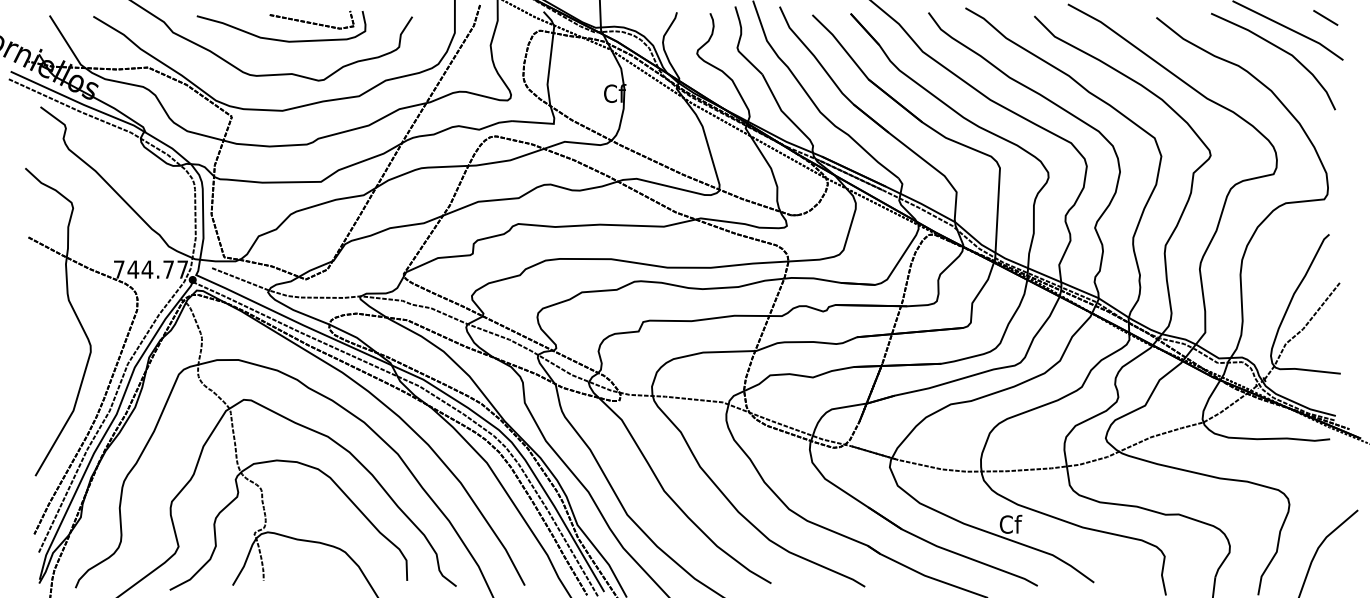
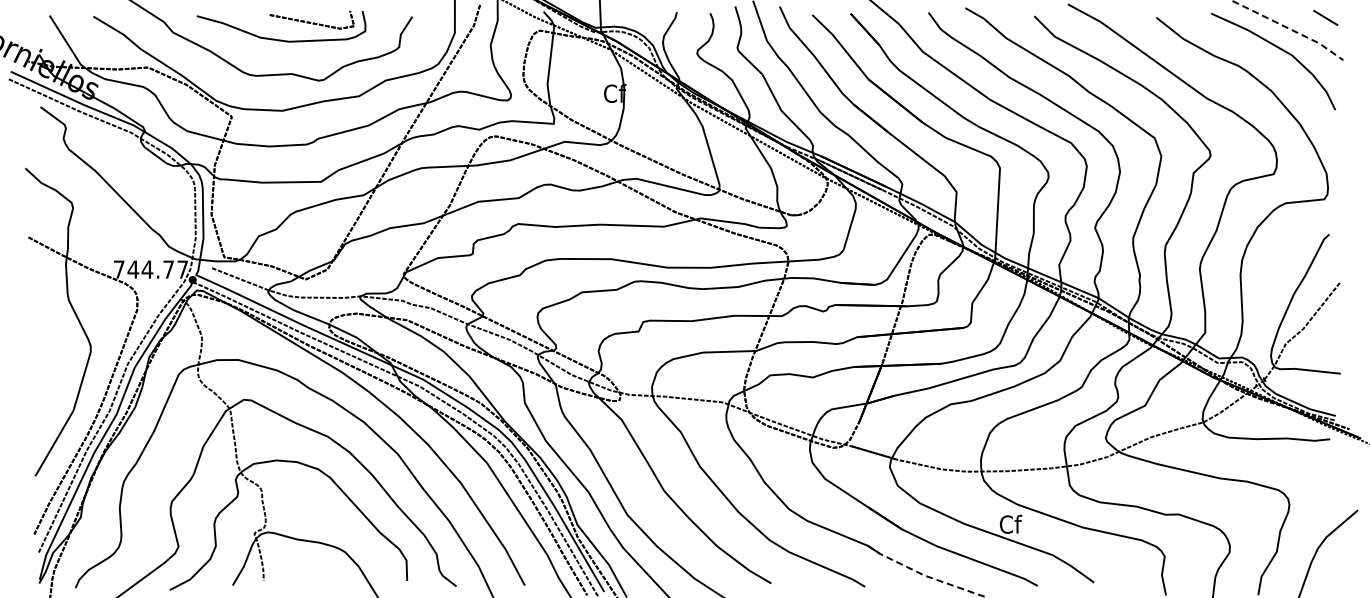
line: solid -> dashed (1289, 29)
line: solid -> dashed (925, 575)
